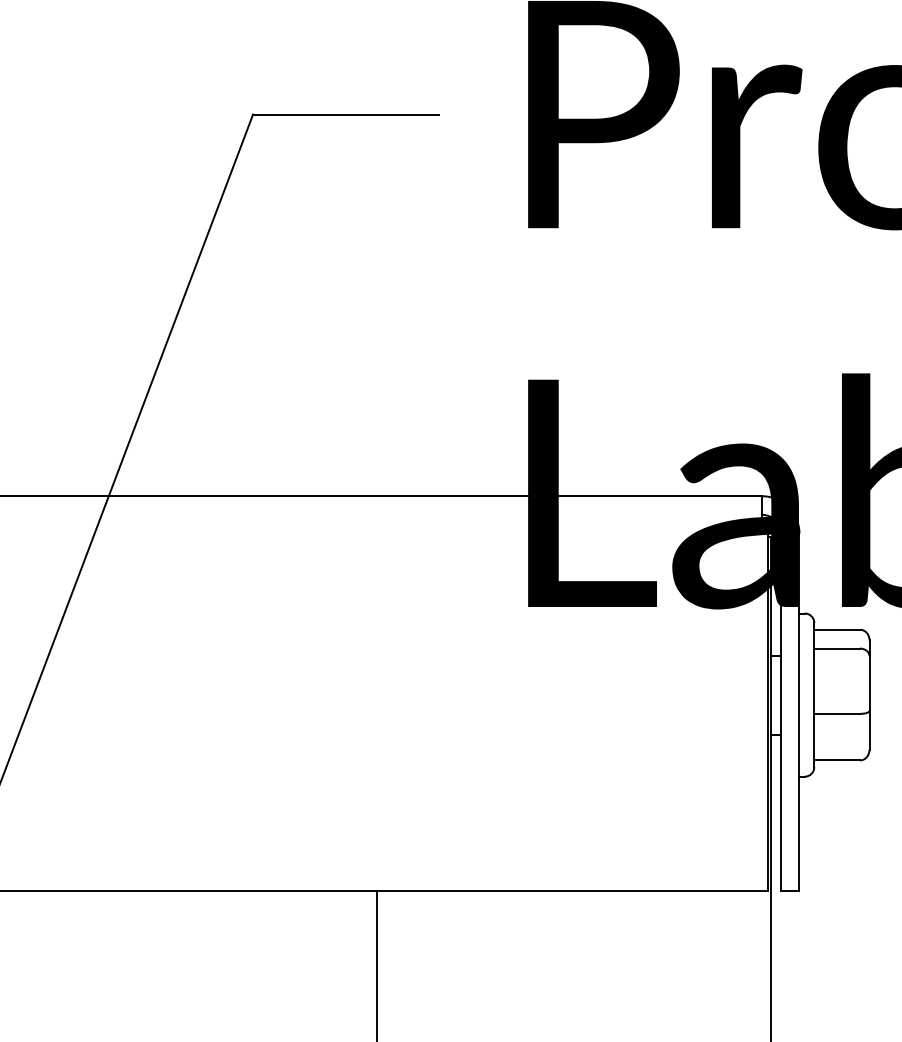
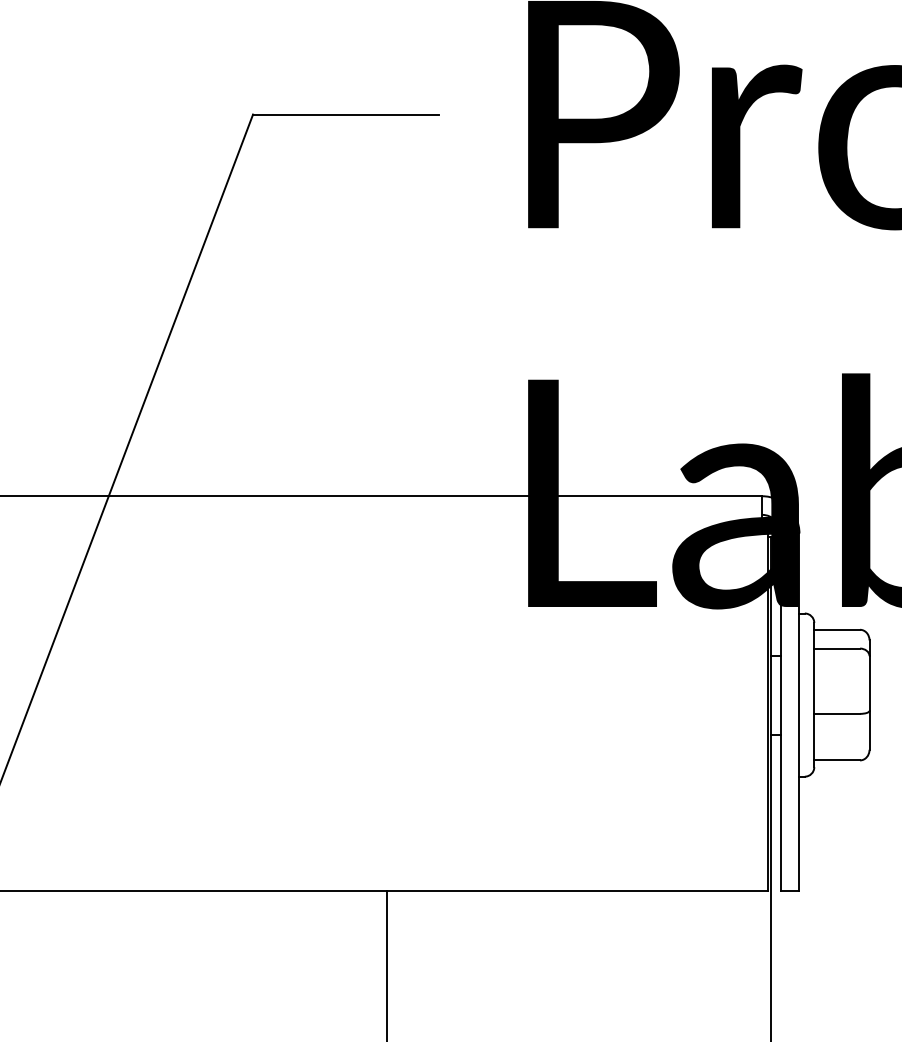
line position: (376, 964) -> (386, 964) (386, 964)
